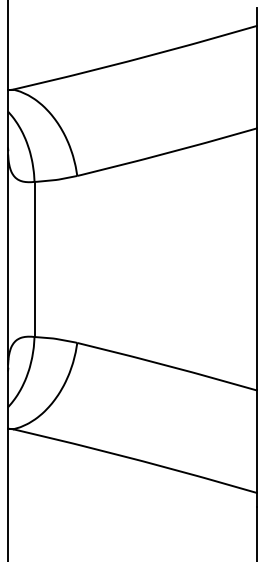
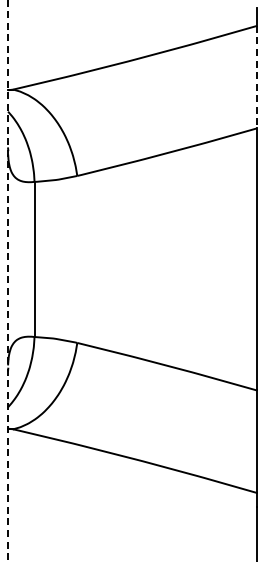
line: solid -> dashed (256, 77)
line: solid -> dashed (8, 281)
